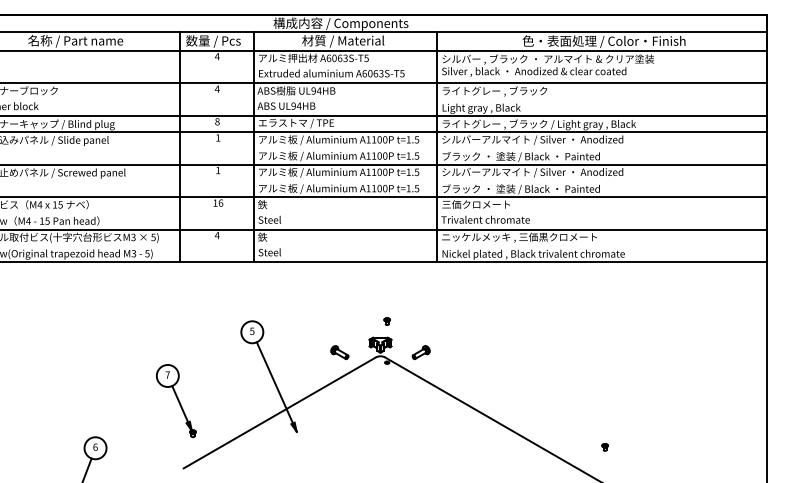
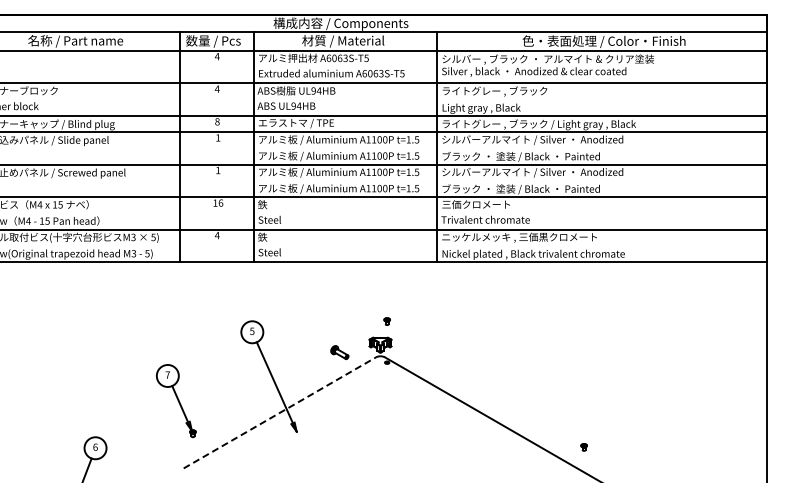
part: present -> none (420, 352)
line: solid -> dashed (280, 412)
part position: (604, 447) -> (583, 447) (583, 447)
